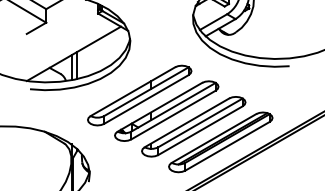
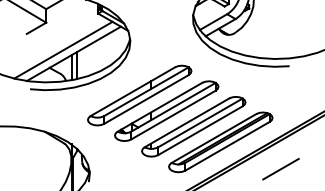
line: none -> present (63, 49)
line: none -> present (280, 168)
